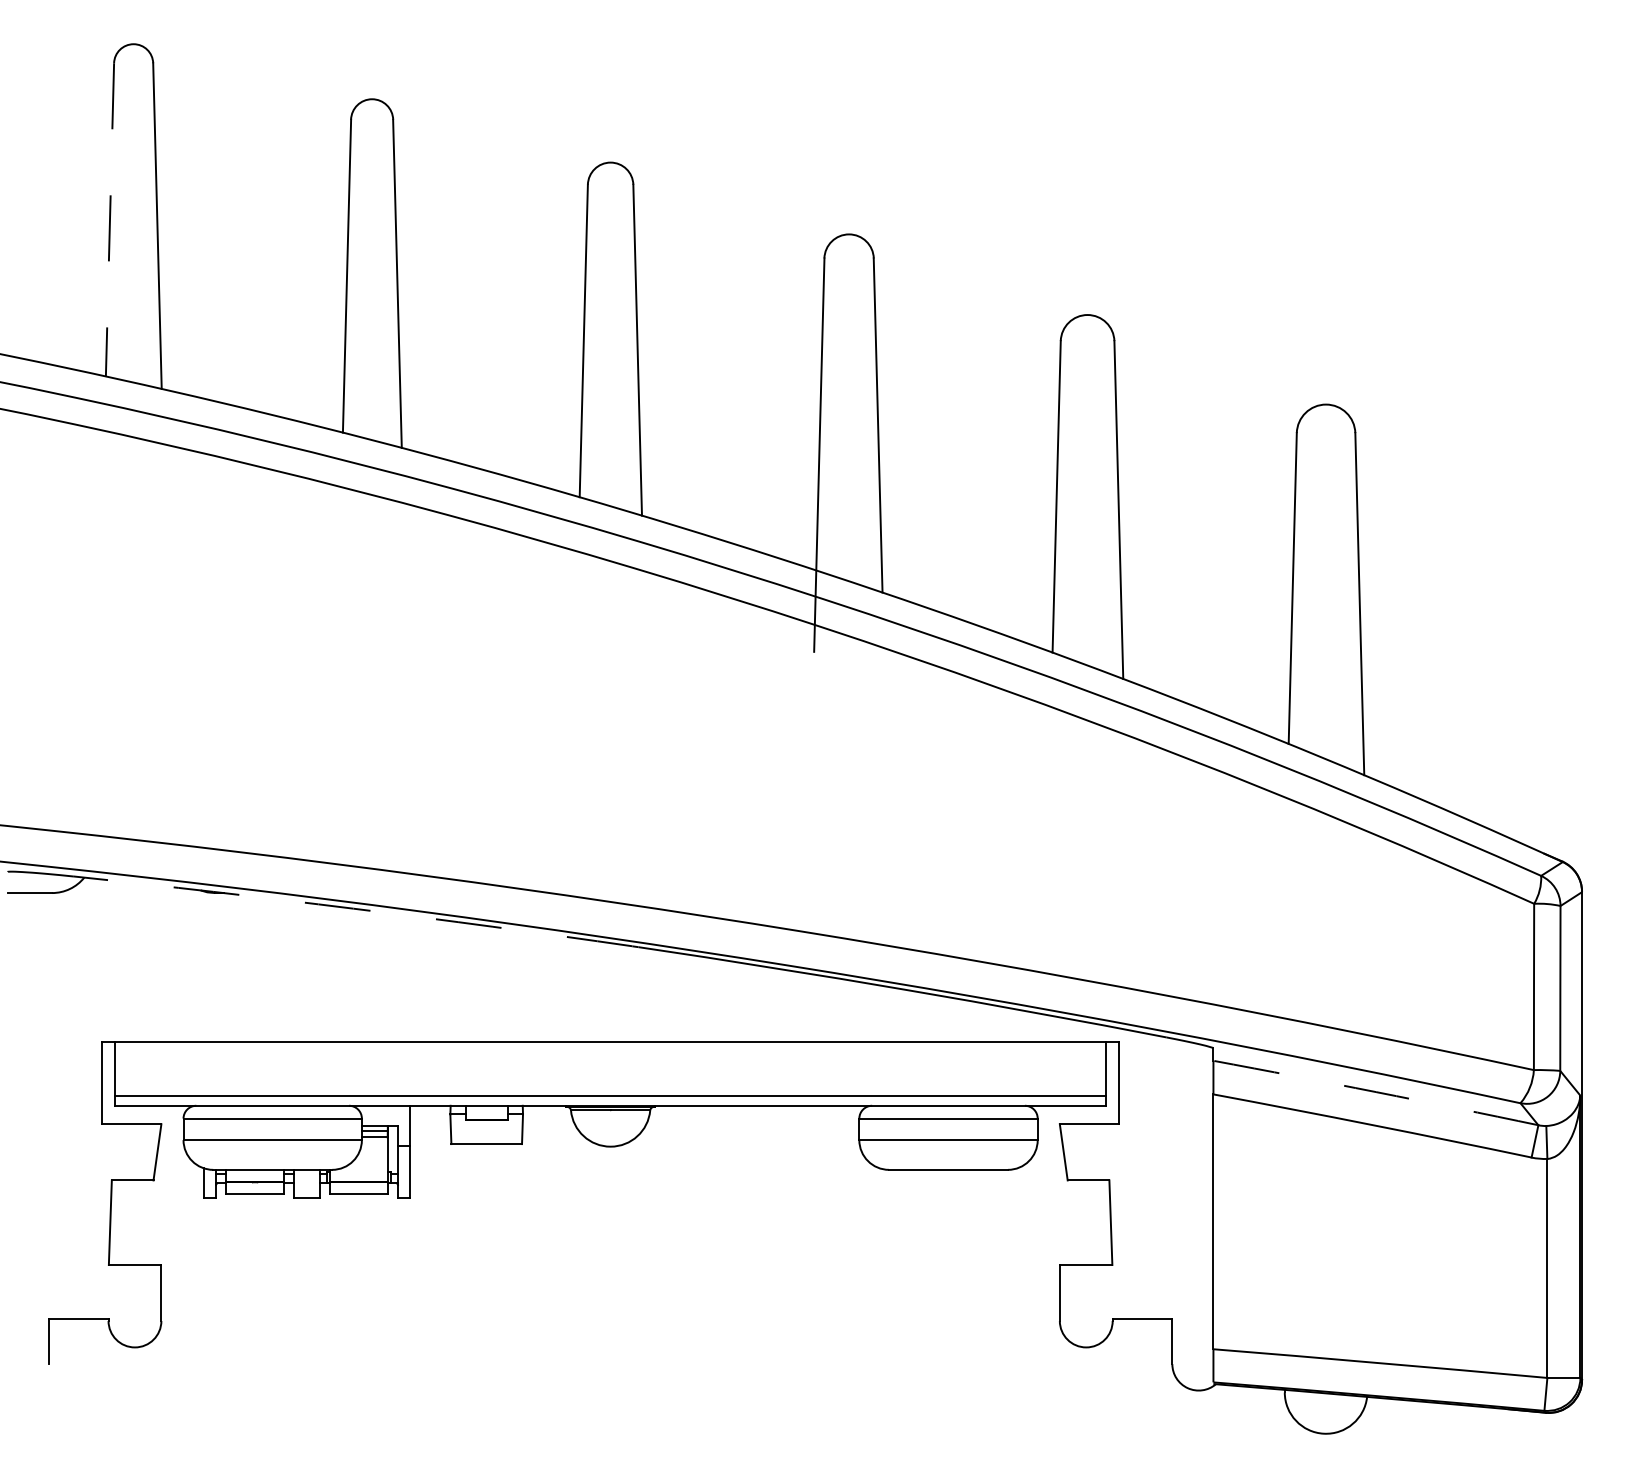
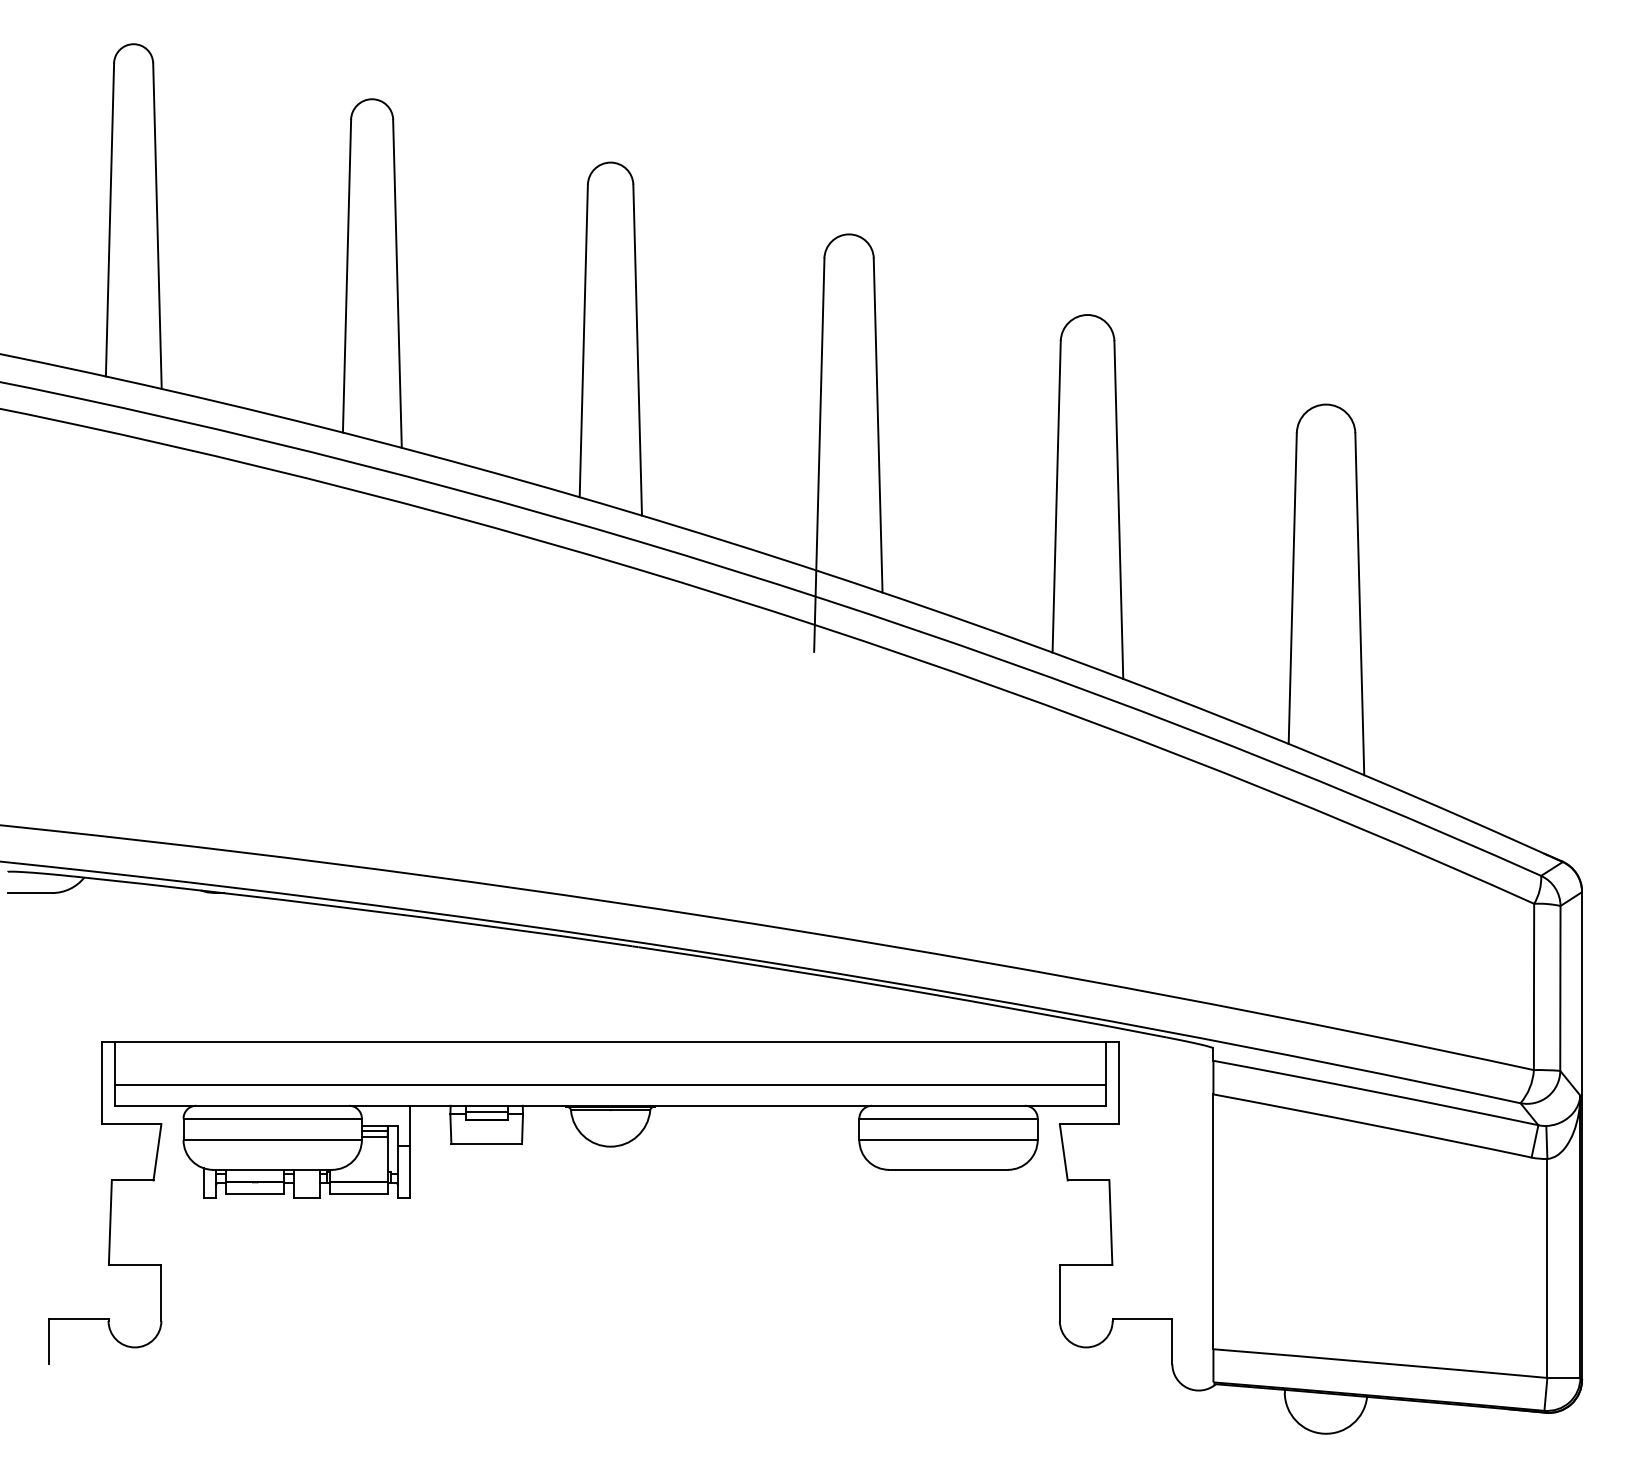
line: dashed -> solid (110, 219)
arc: dashed -> solid (353, 908)
arc: dashed -> solid (1376, 1092)
line position: (610, 1095) -> (610, 1084) (610, 1084)
line: none -> present (486, 1111)
